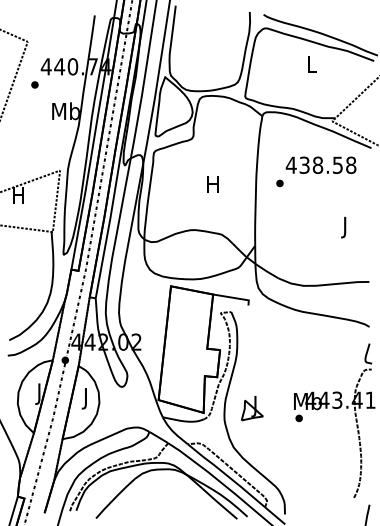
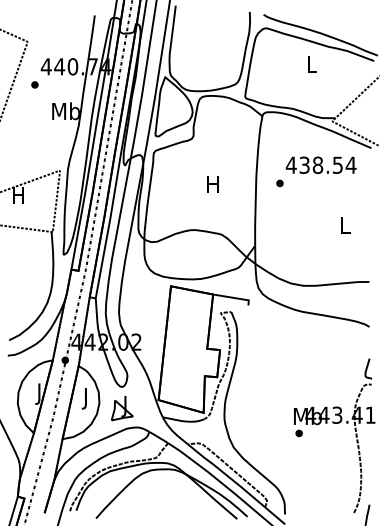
text: 438.58 -> 438.54 (350, 164)
text: J -> L (345, 227)
part position: (252, 408) -> (122, 408) (122, 408)
part position: (334, 408) -> (334, 423) (334, 423)
